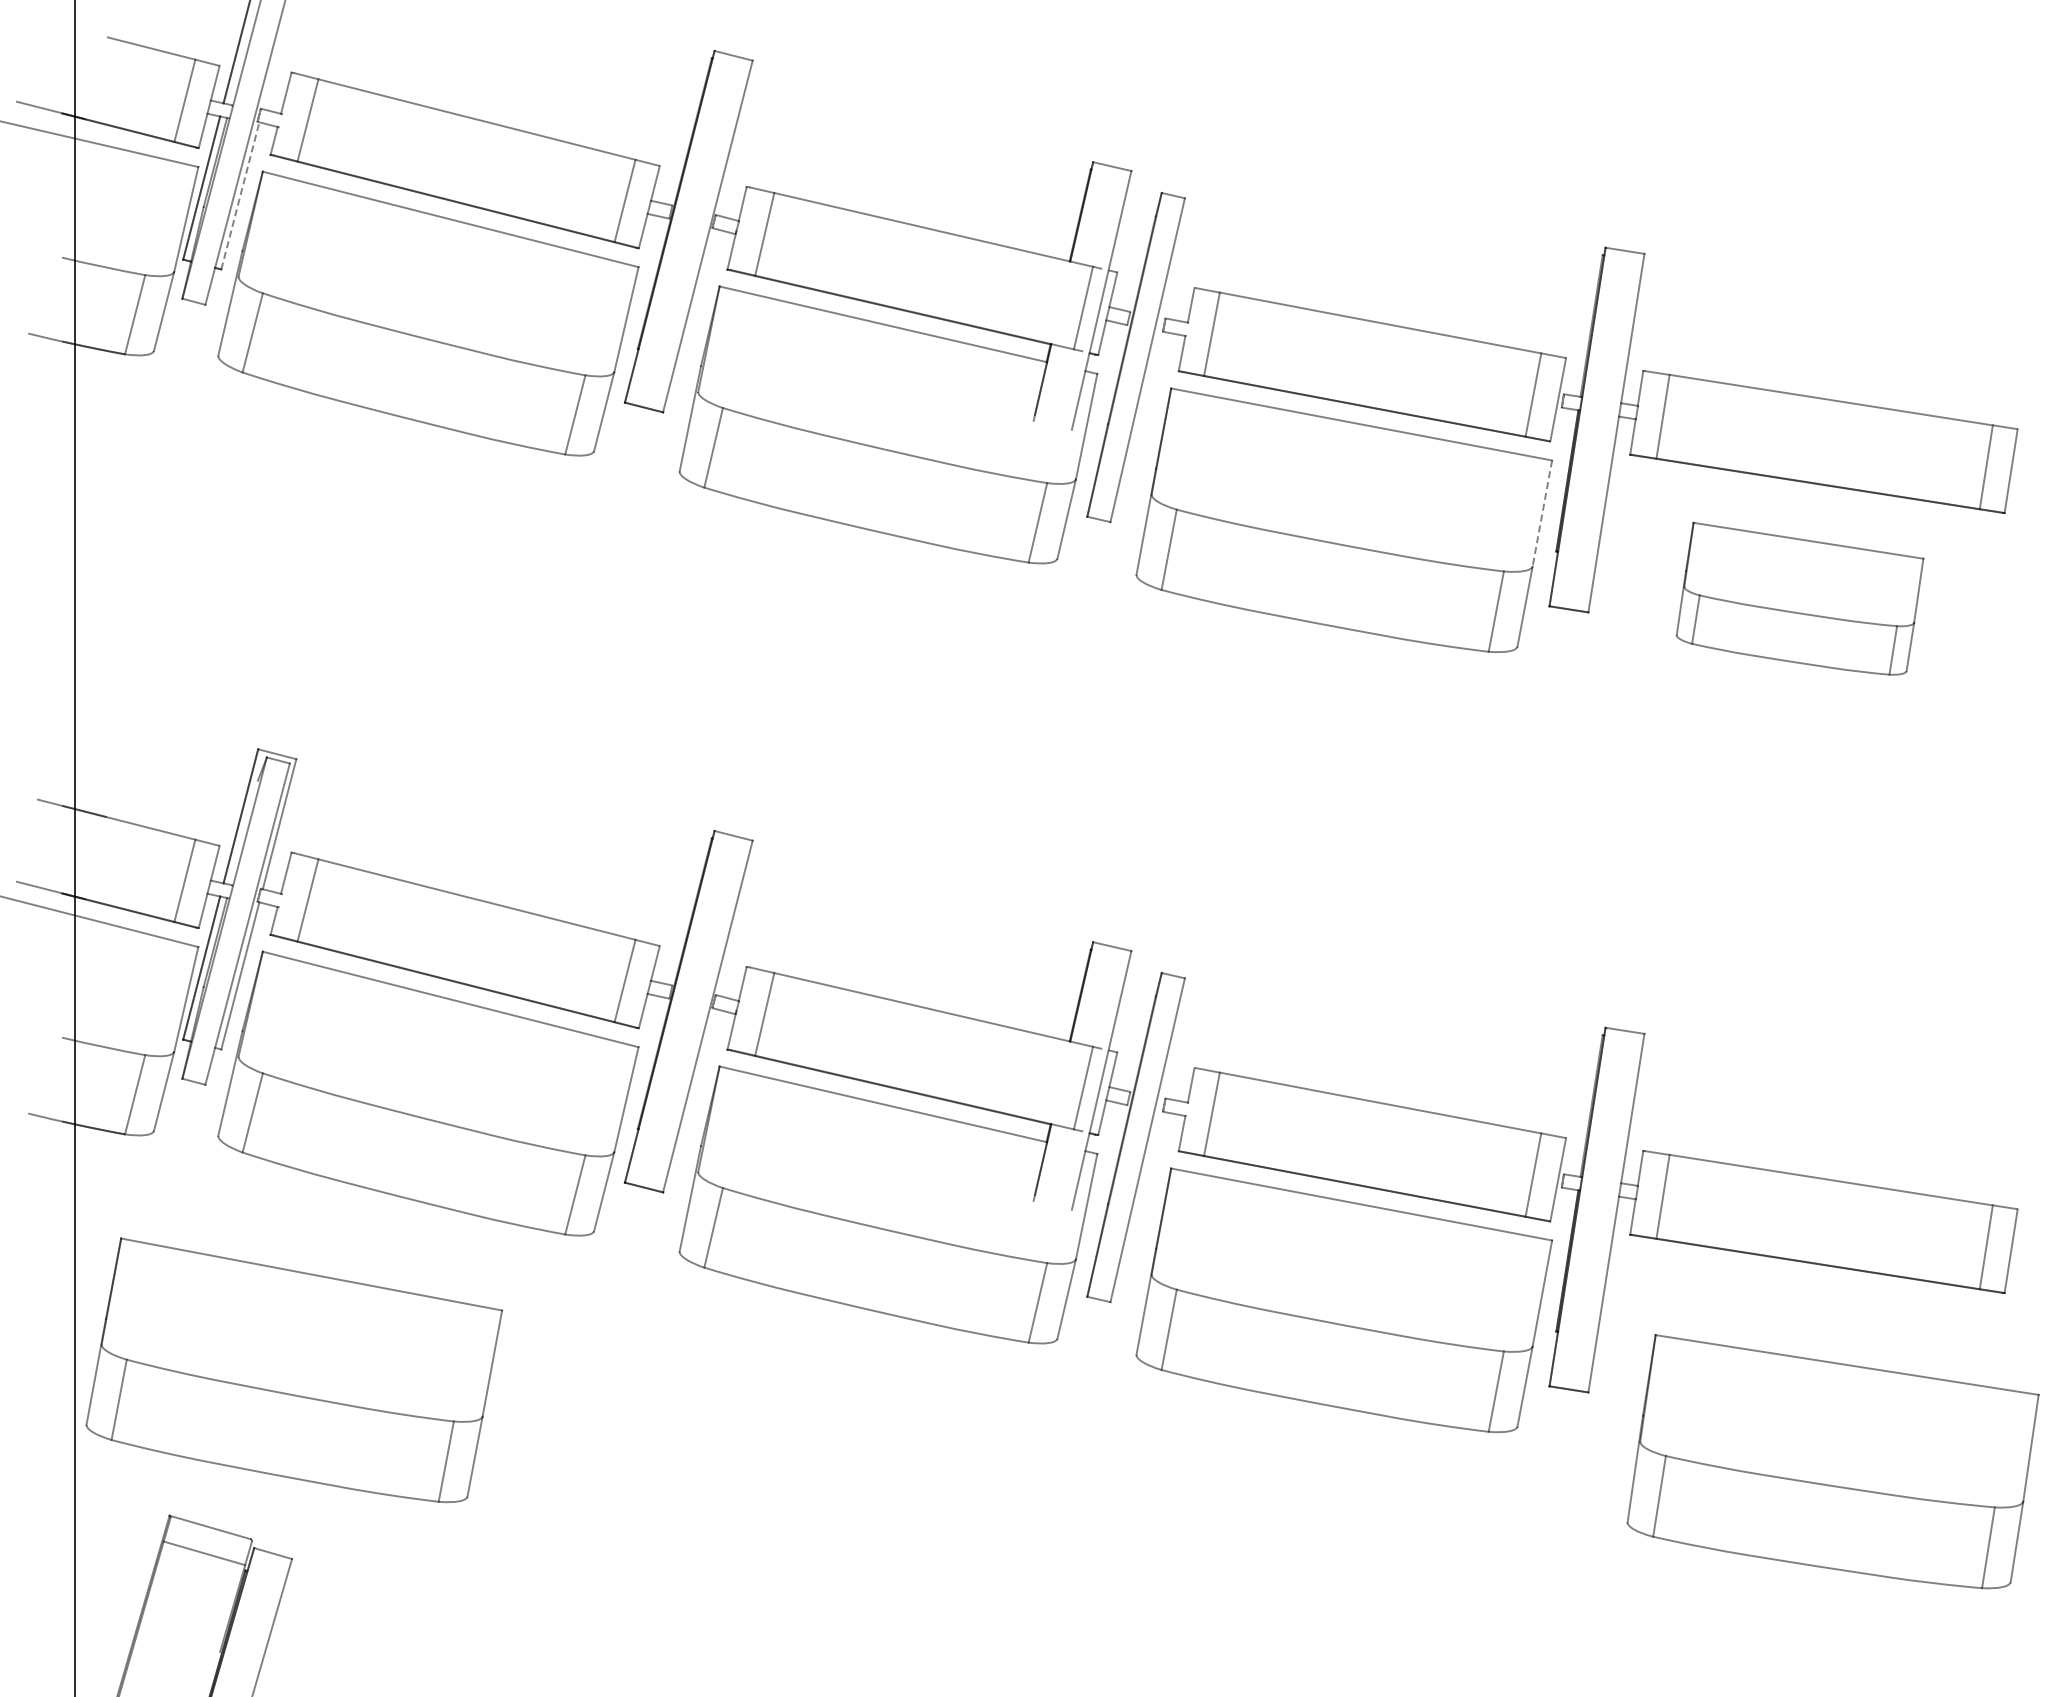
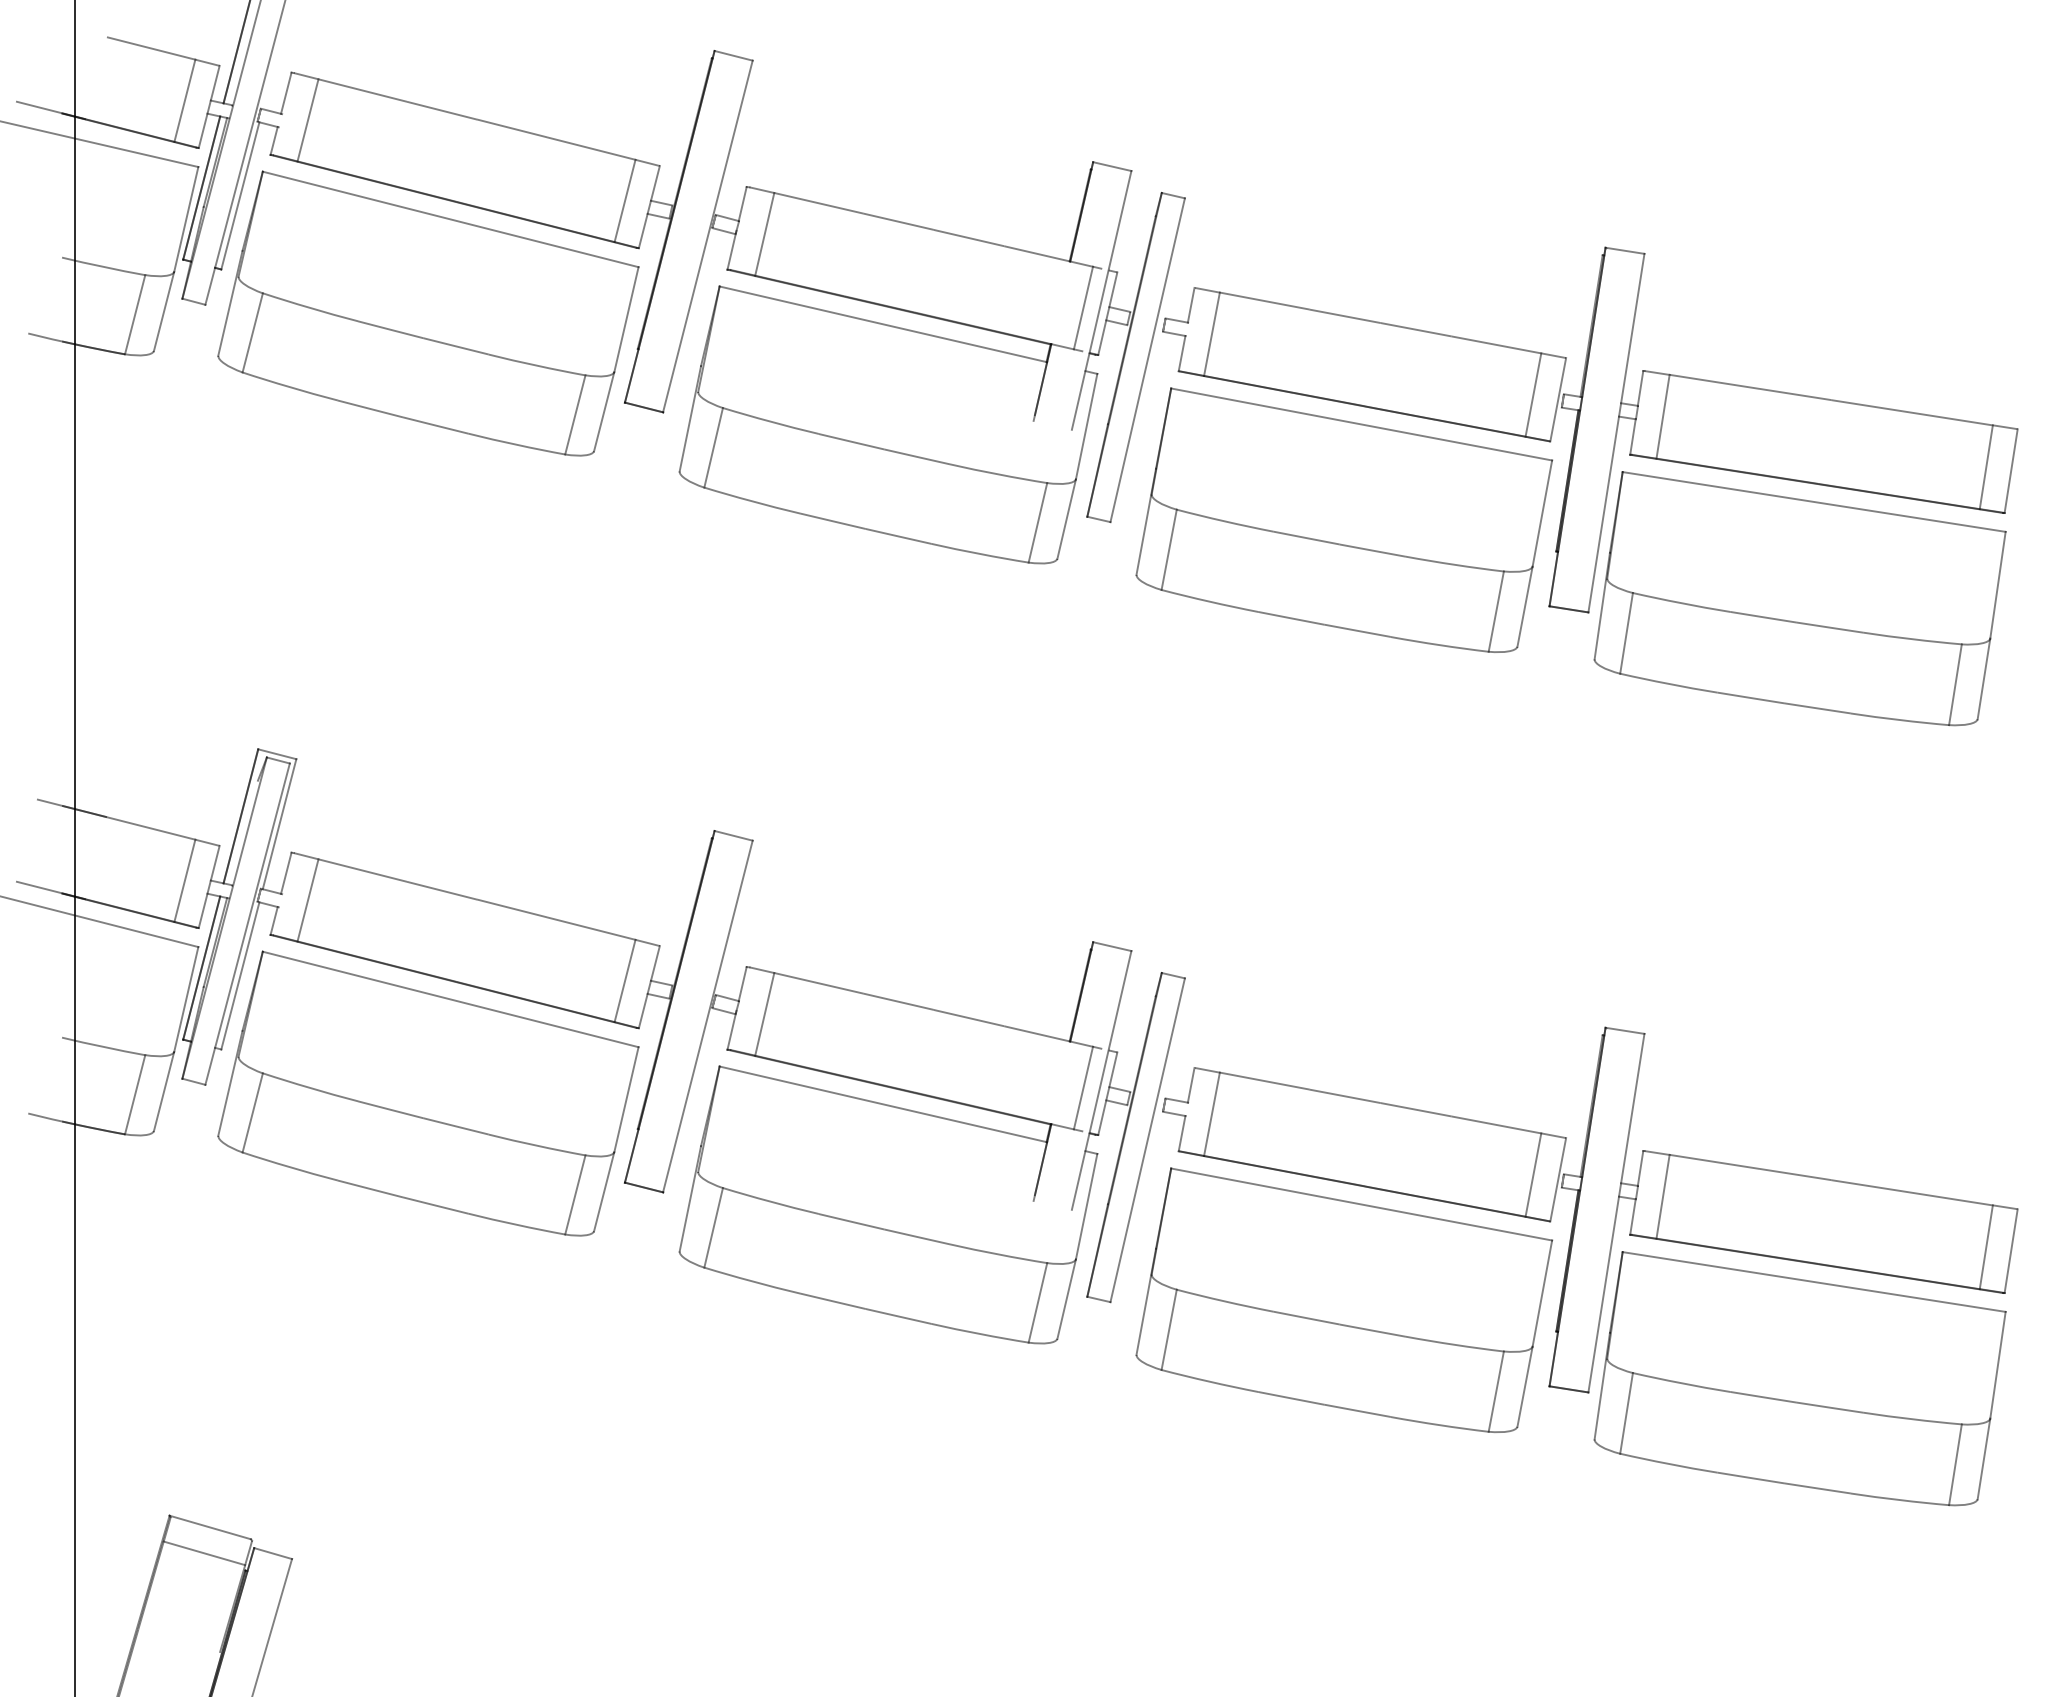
line: dashed -> solid (240, 195)
line: dashed -> solid (1542, 513)
part size: 250x155 px -> 414x256 px (1799, 598)
part: present -> none (293, 1369)
part position: (1832, 1461) -> (1799, 1378) (1799, 1378)
